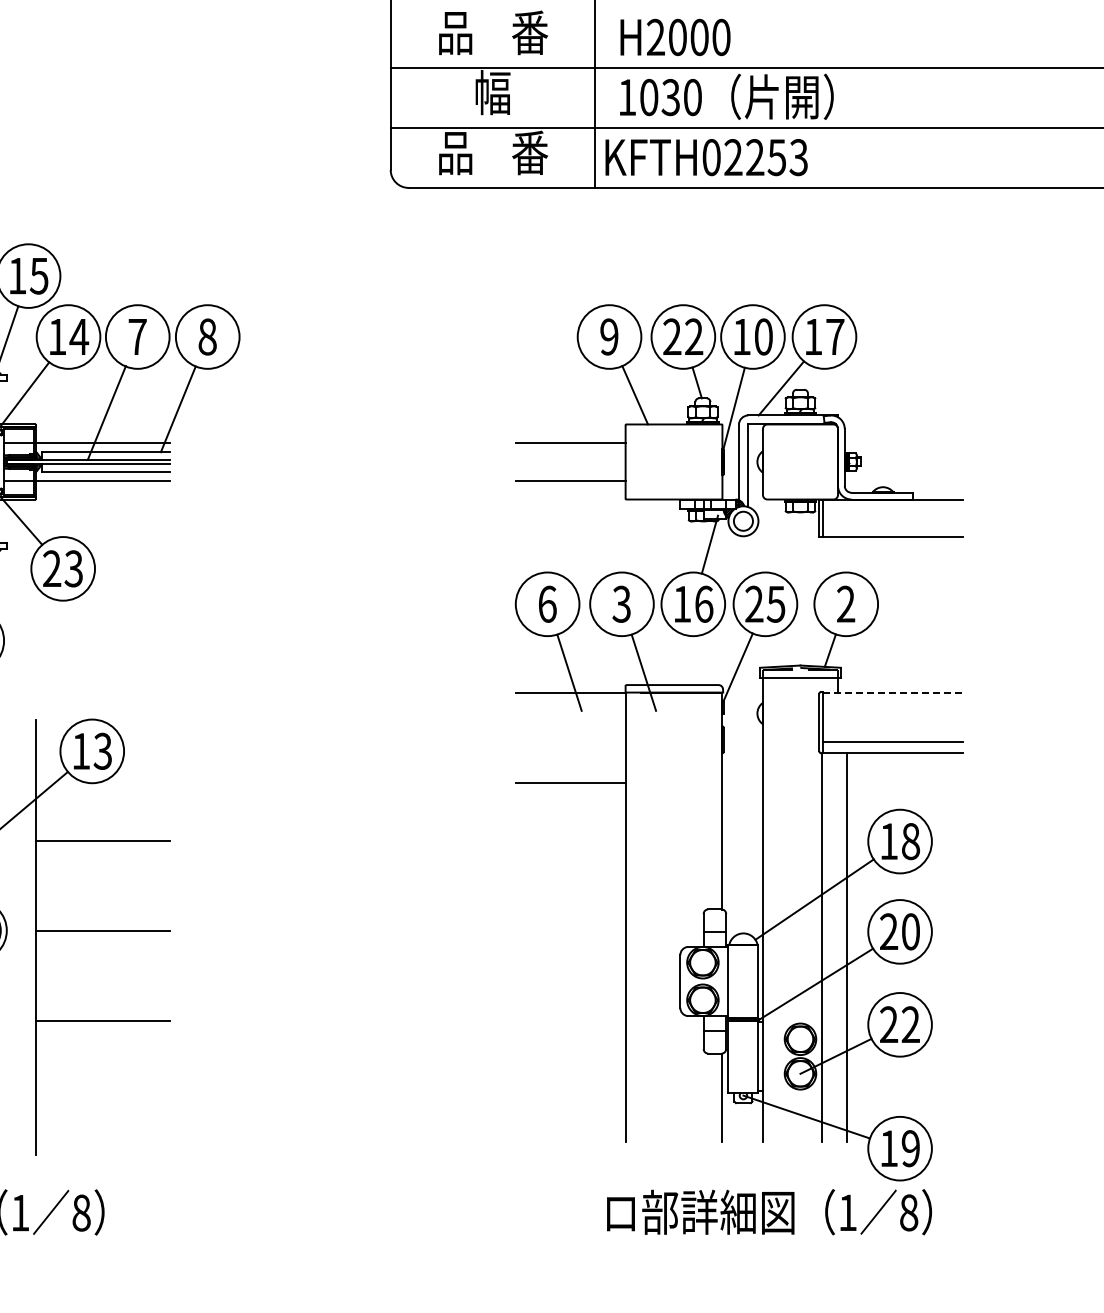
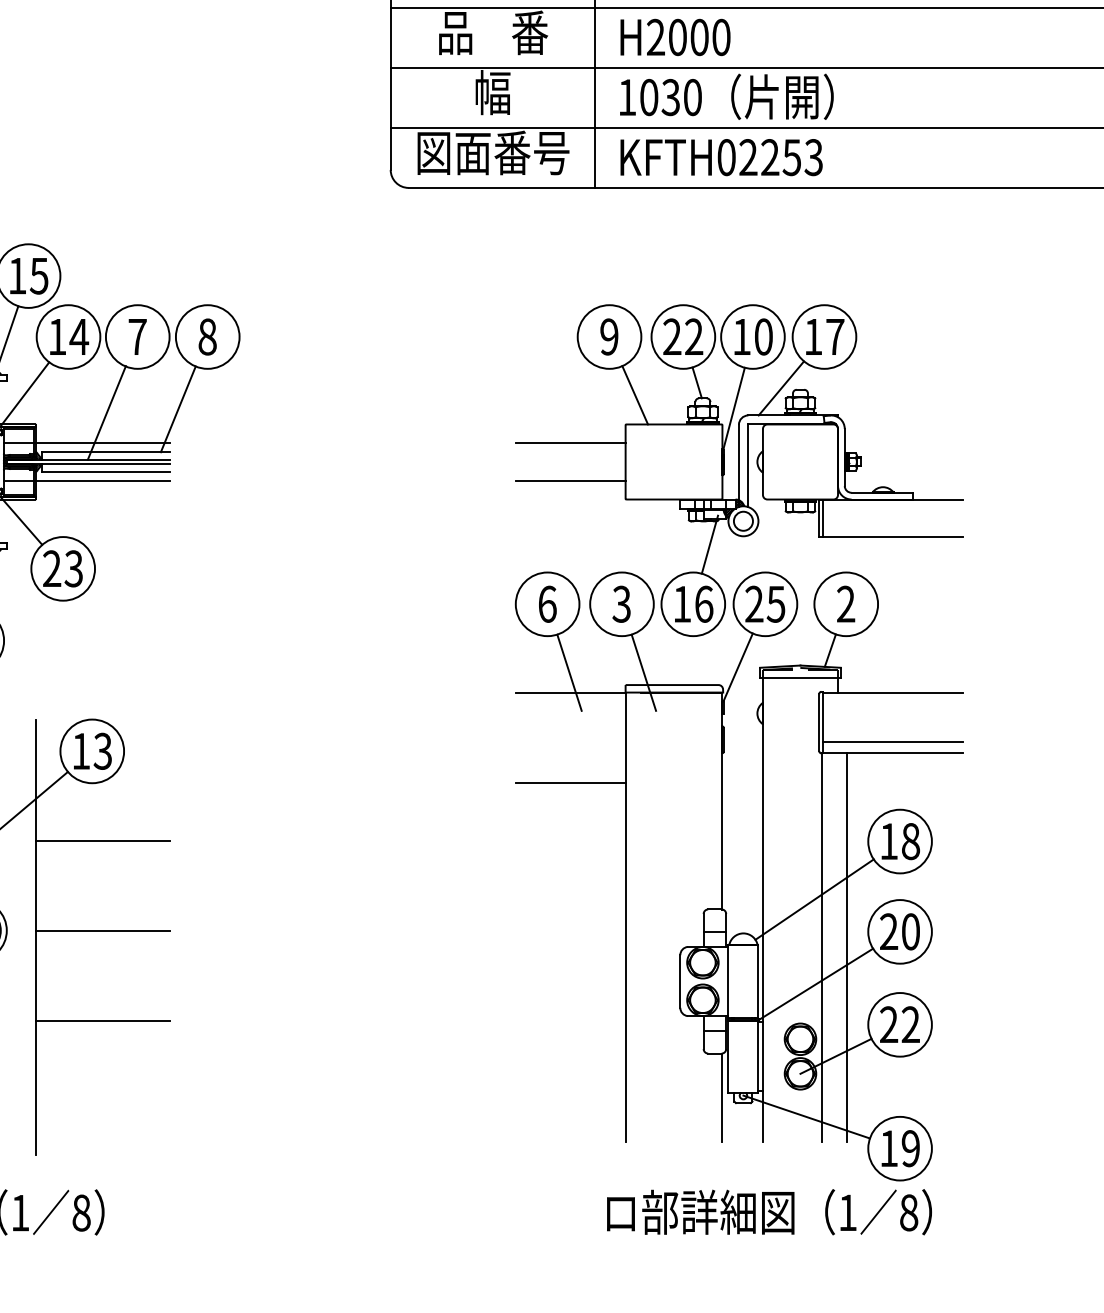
line: none -> present (745, 7)
text: 品    番 -> 図面番号 (493, 152)
text position: (706, 157) -> (721, 157) (721, 157)
line: dashed -> solid (893, 692)
